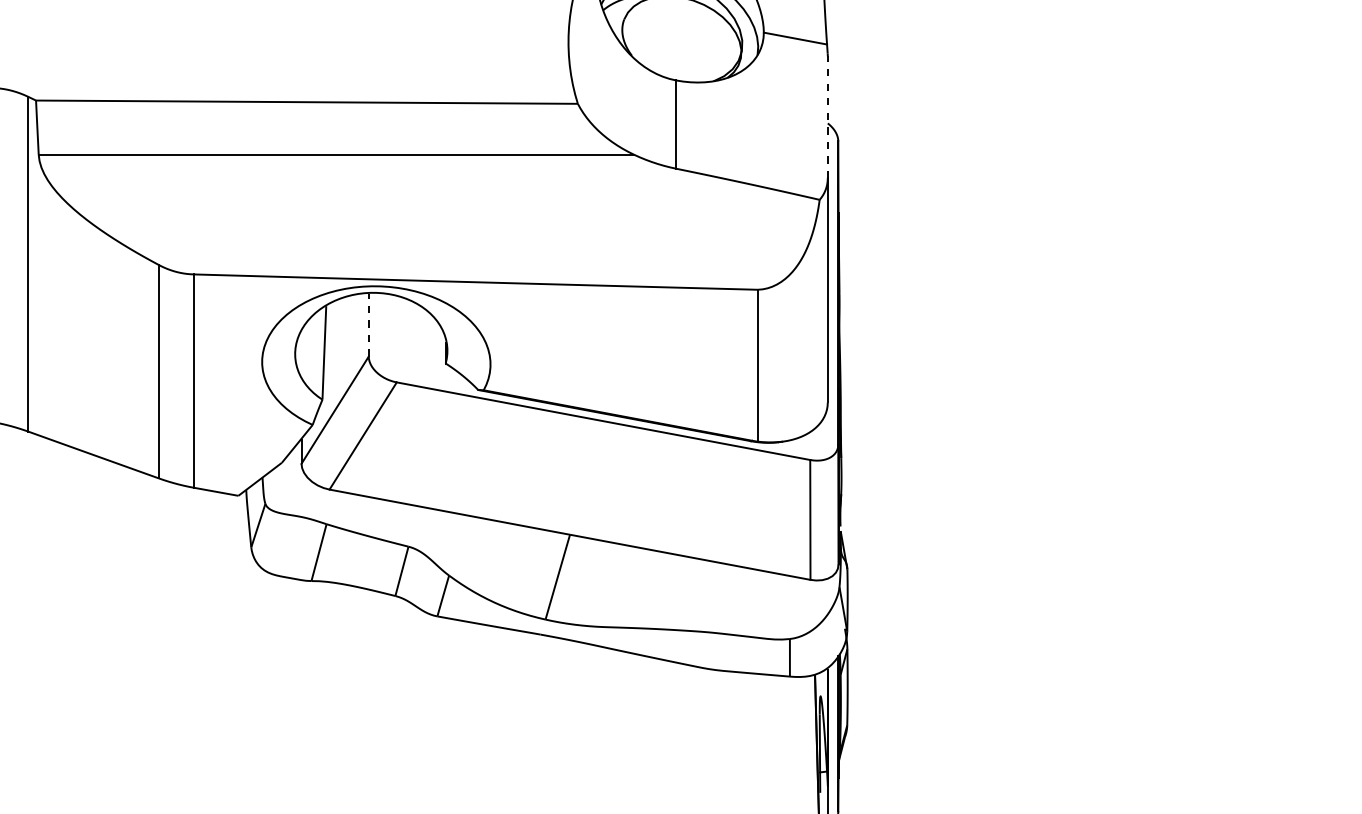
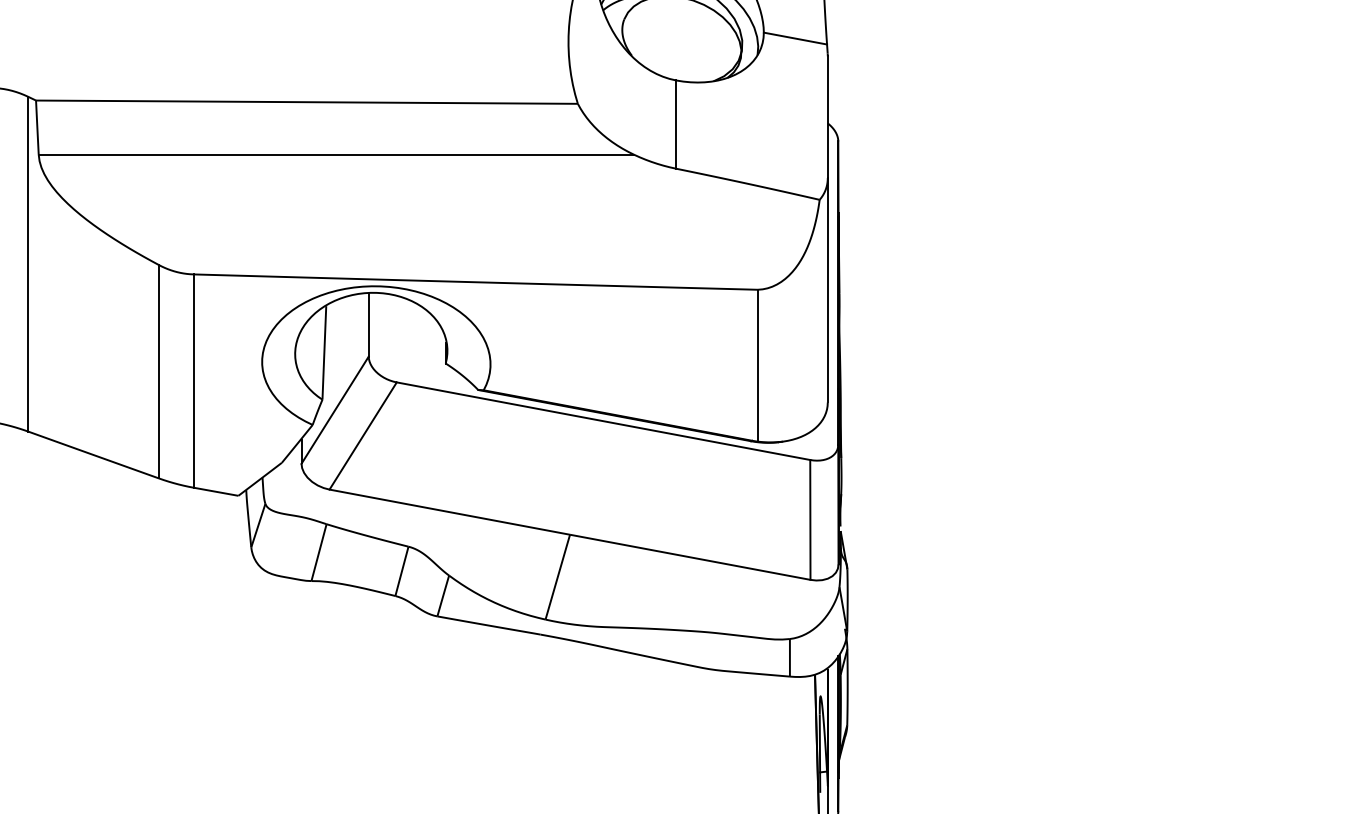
line: dashed -> solid (827, 117)
line: dashed -> solid (368, 324)
